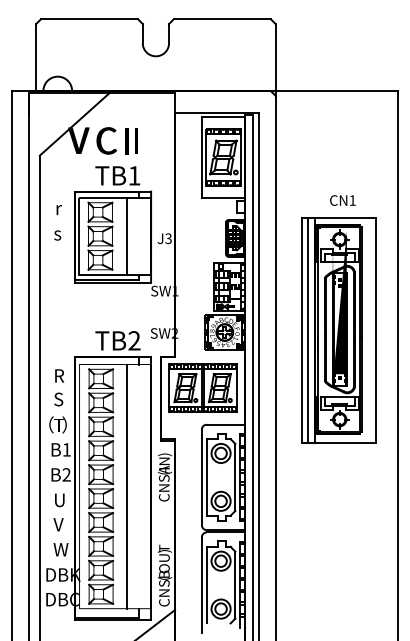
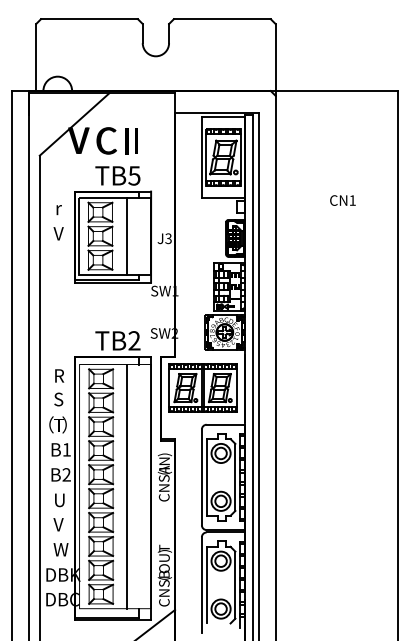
text: TB1 -> TB5 (134, 175)
text: s -> V (58, 233)
part: present -> none (338, 330)
